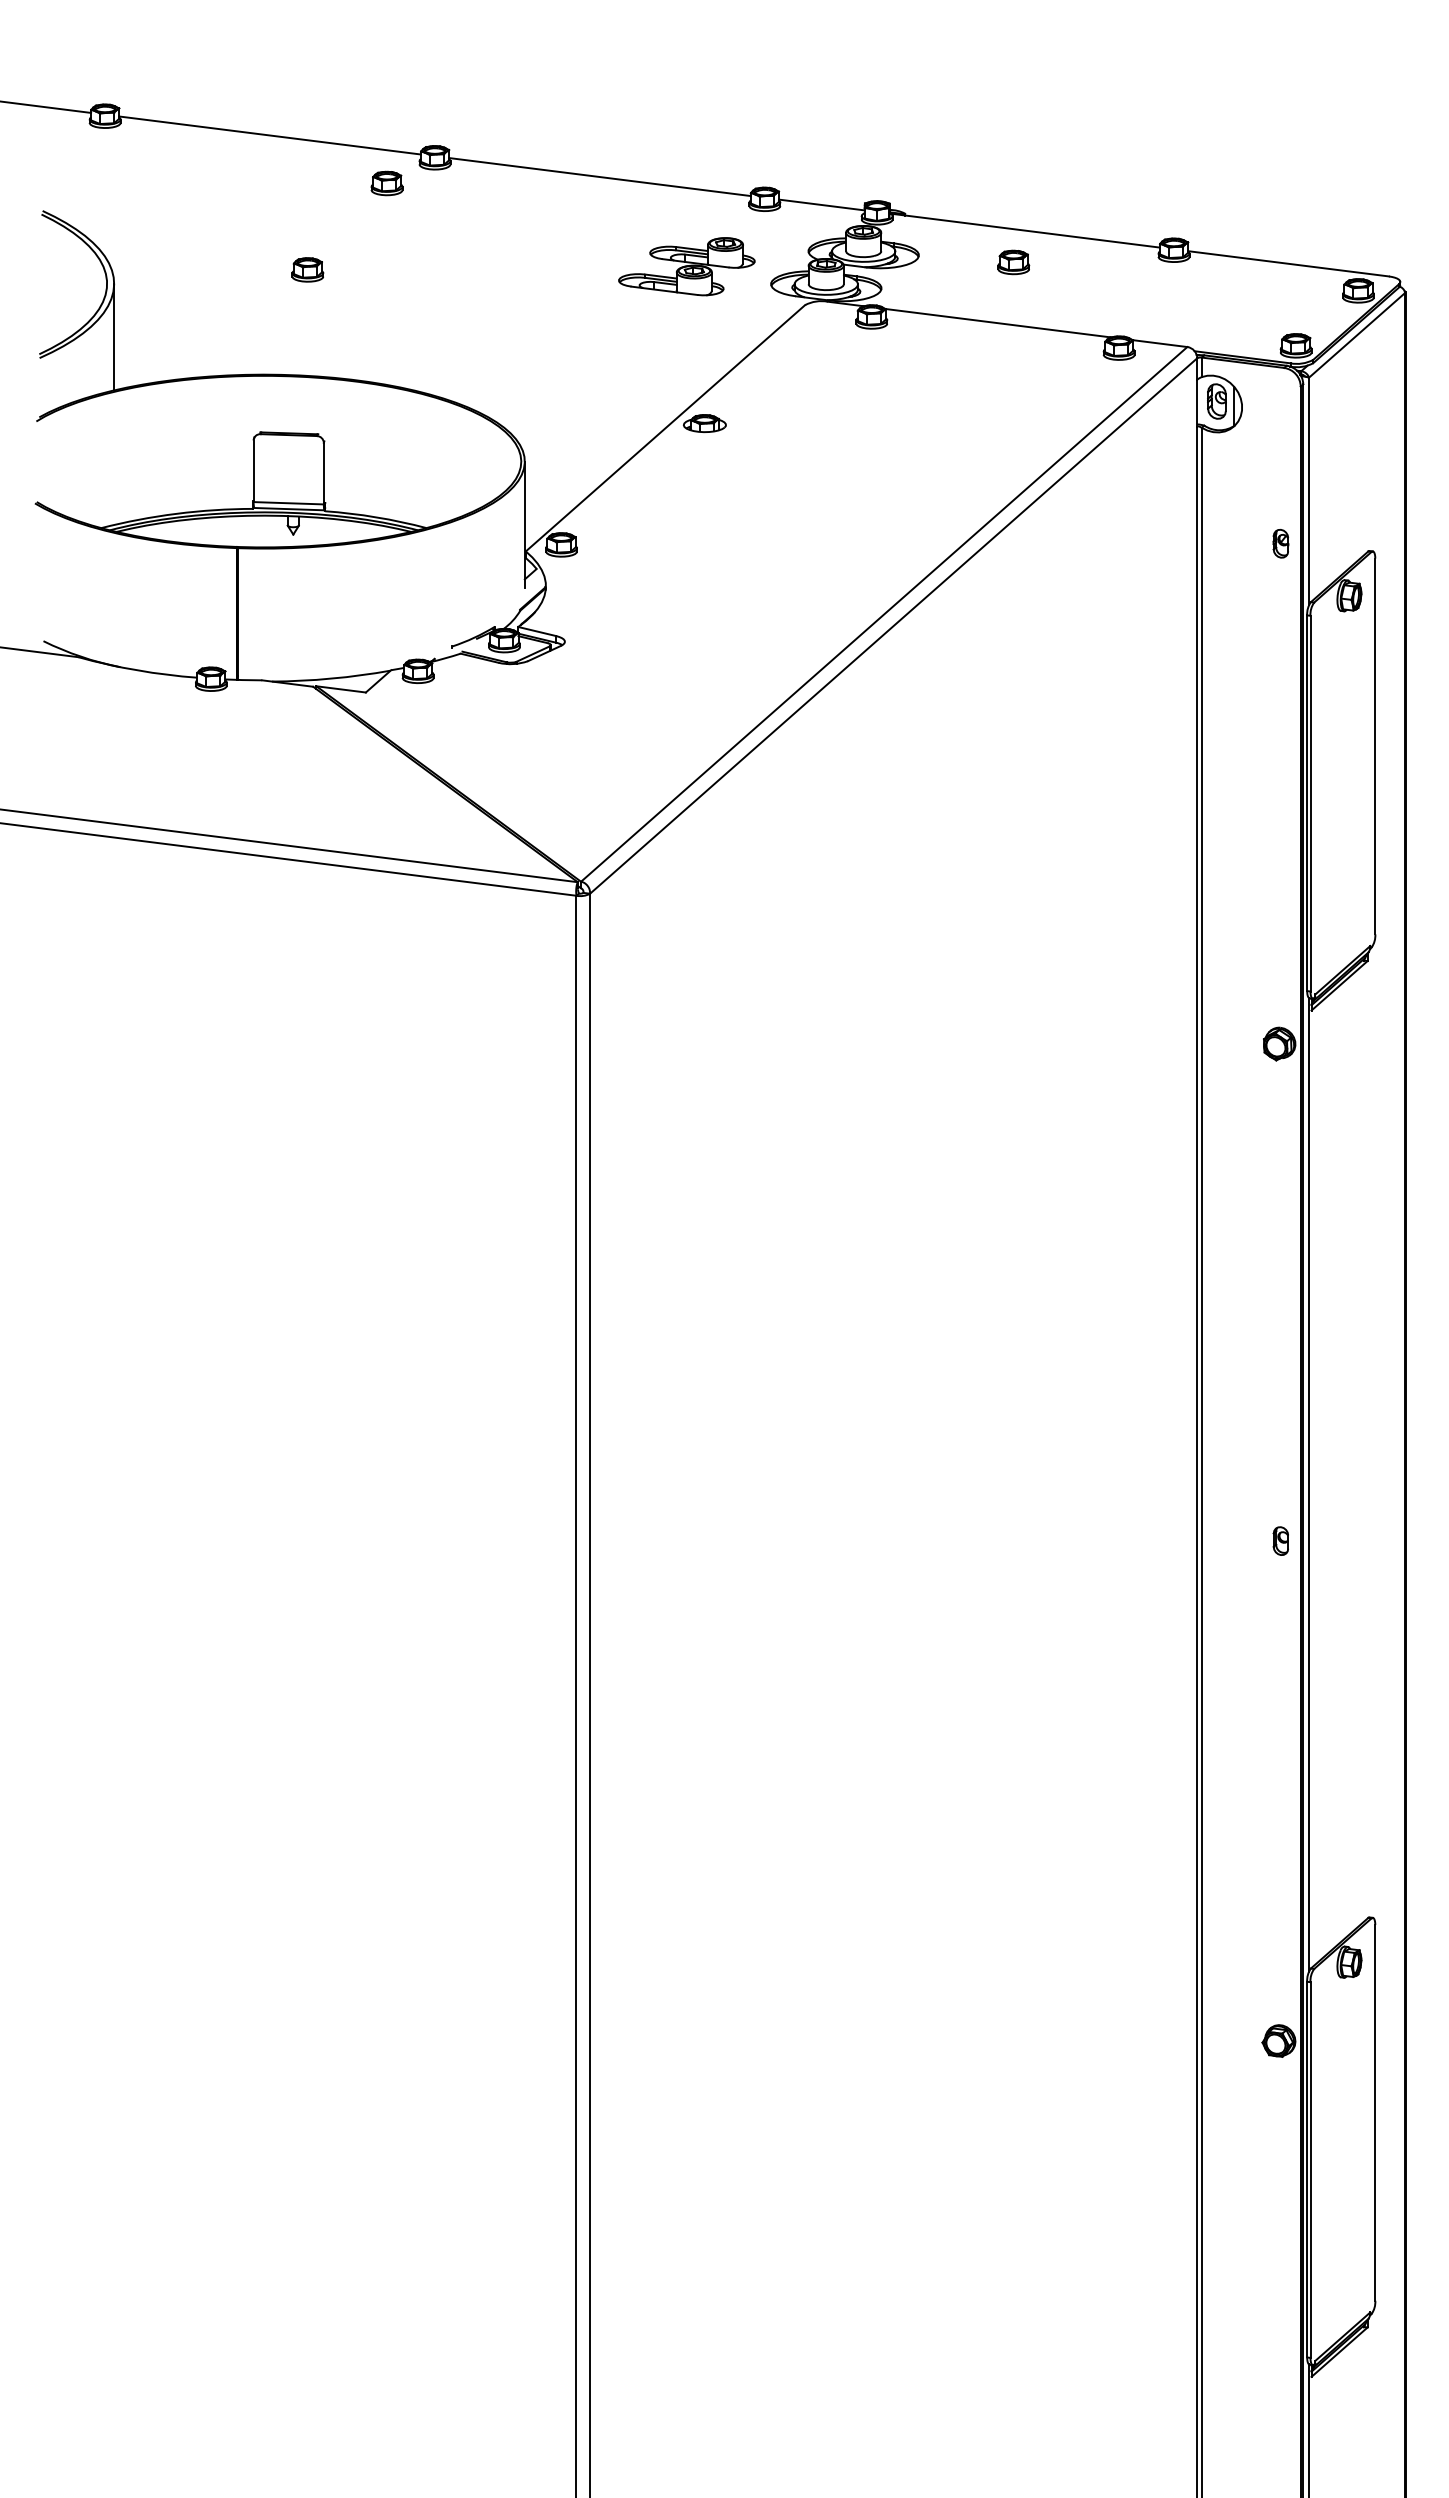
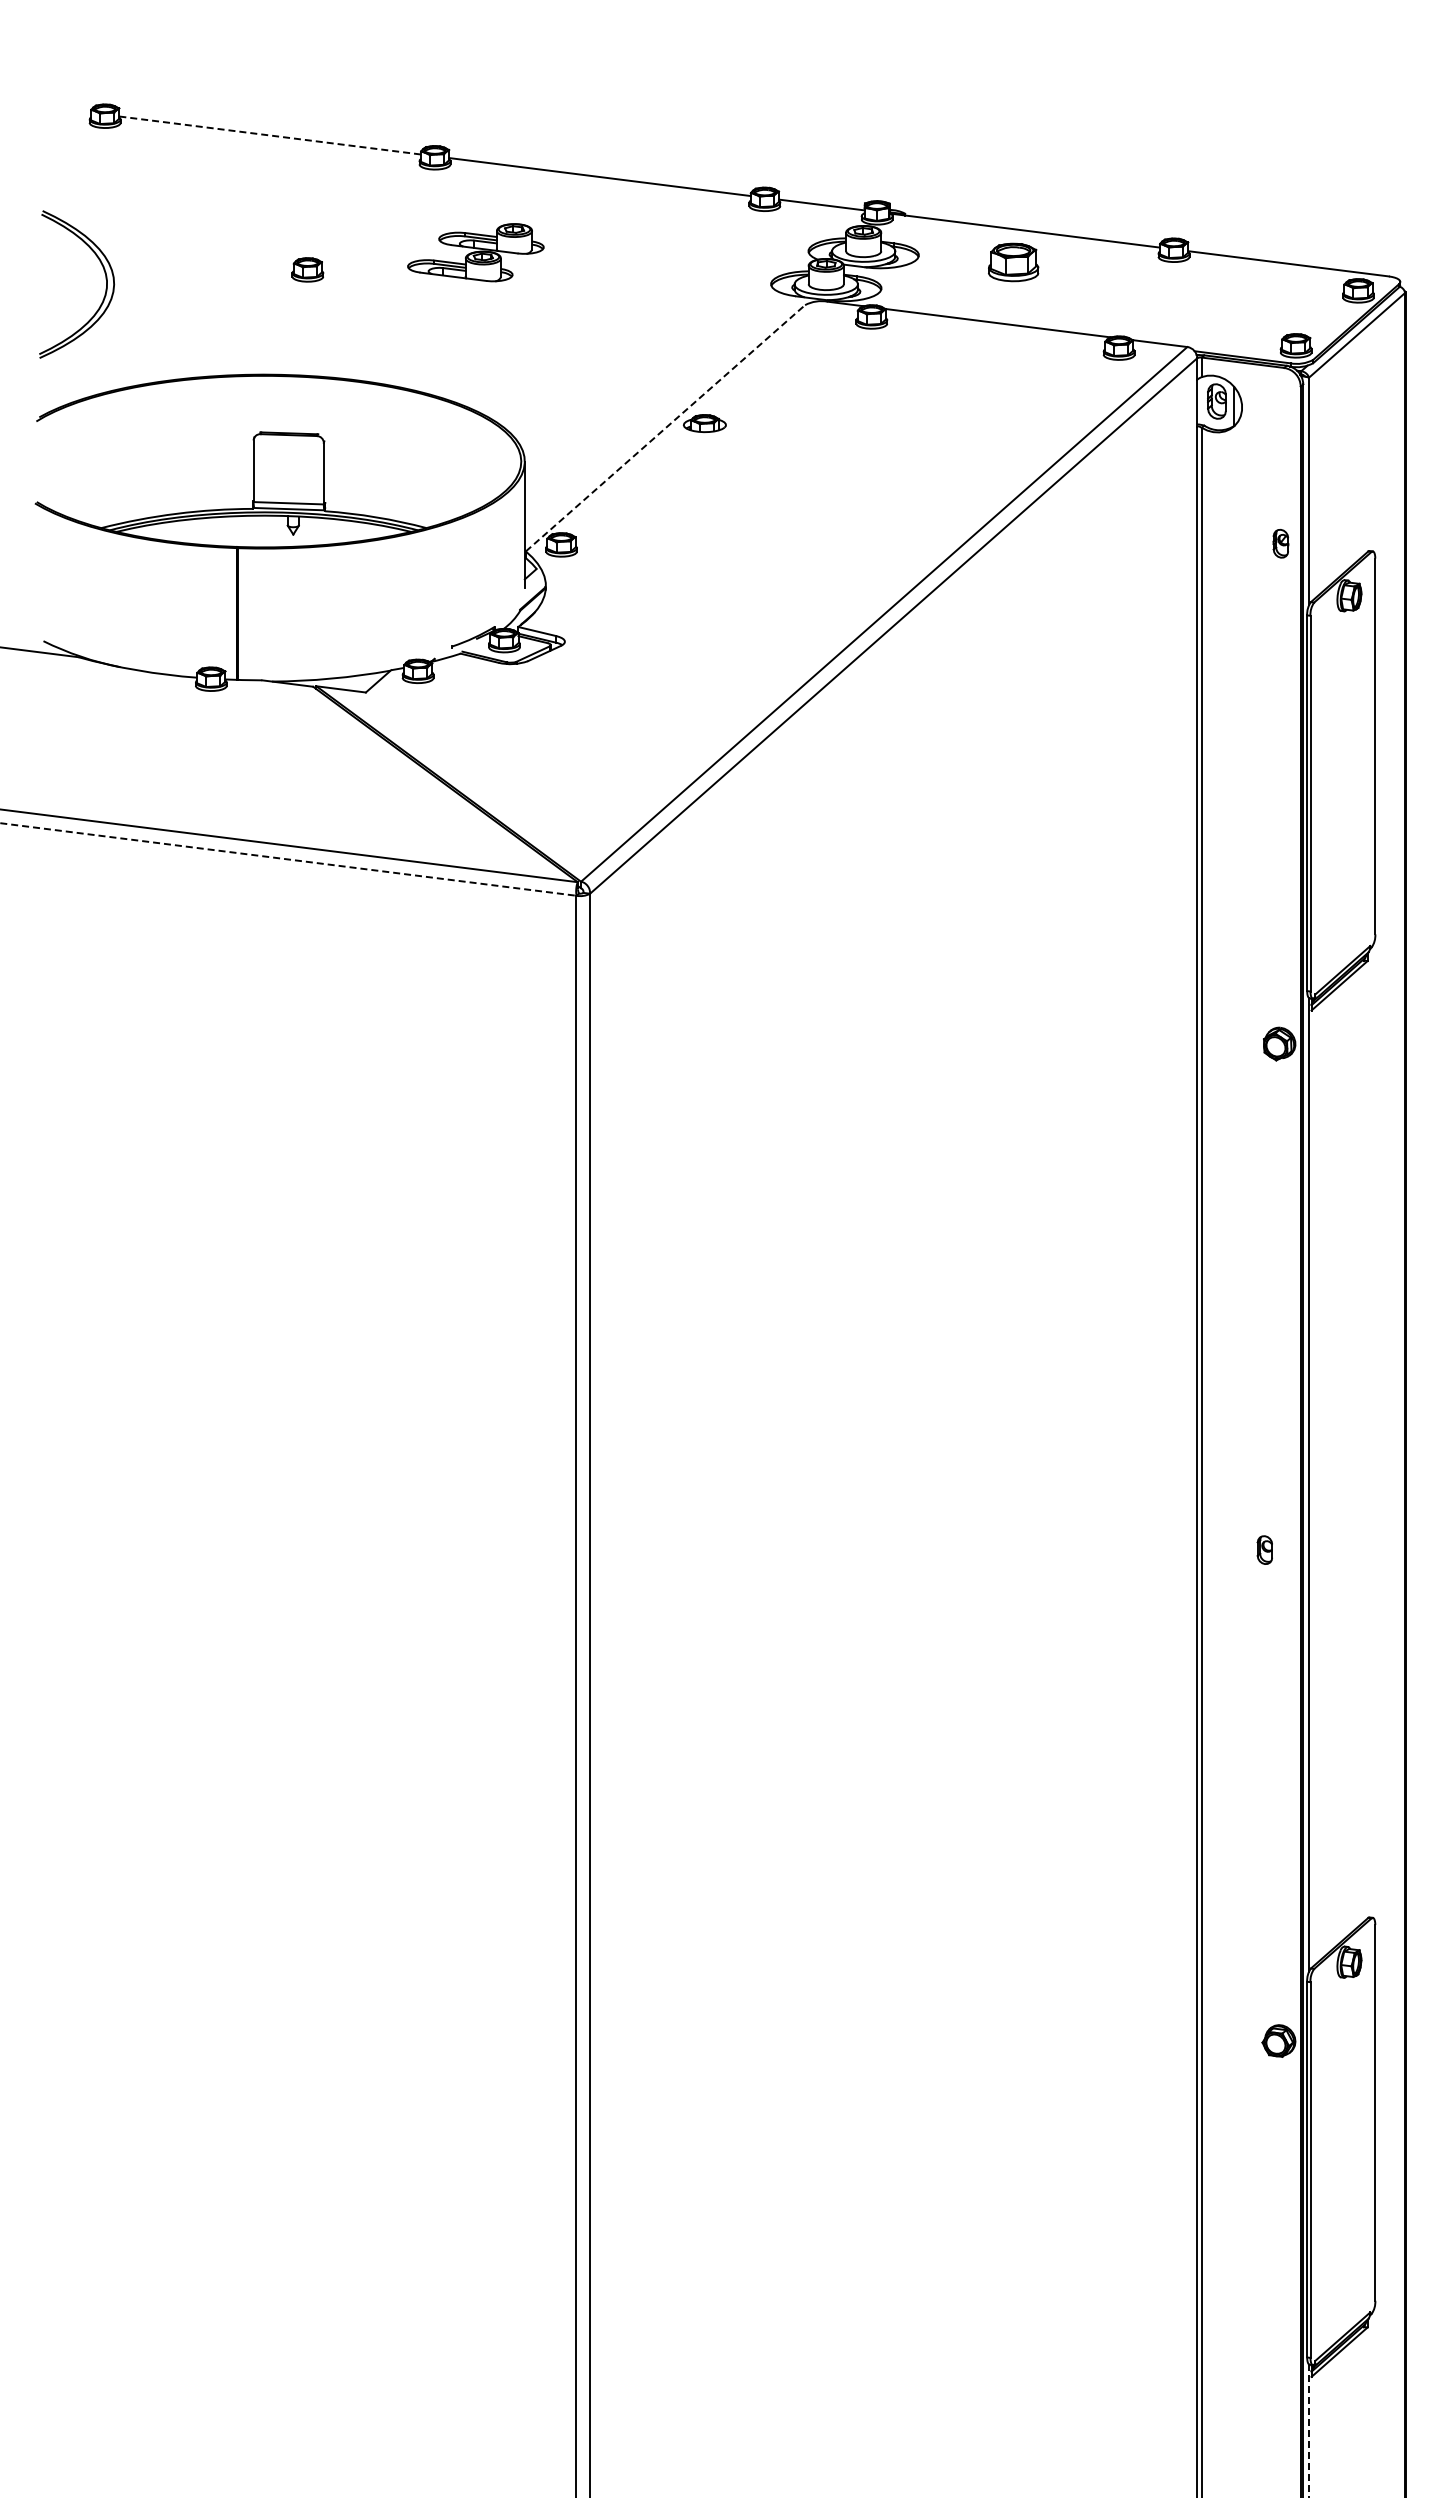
line: present -> none (46, 106)
line: solid -> dashed (269, 135)
part: present -> none (386, 183)
part size: 34x27 px -> 52x41 px (1013, 262)
part position: (686, 266) -> (475, 252) (475, 252)
line: present -> none (114, 336)
line: solid -> dashed (665, 427)
line: solid -> dashed (288, 859)
part position: (1280, 1540) -> (1264, 1549) (1264, 1549)
line: solid -> dashed (1309, 2431)
